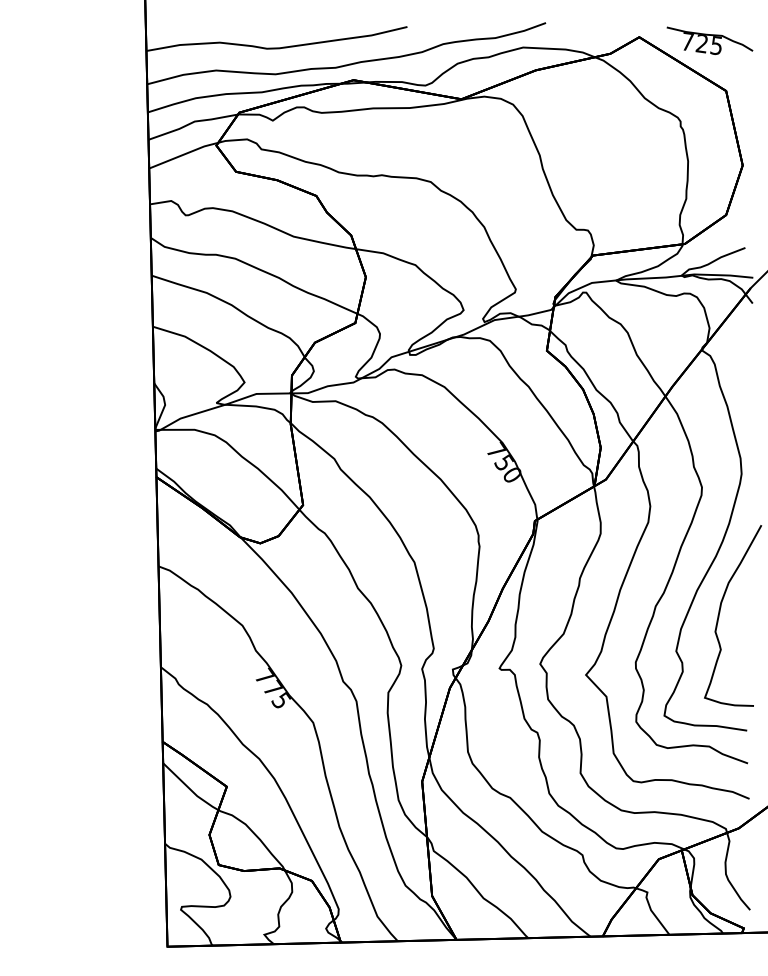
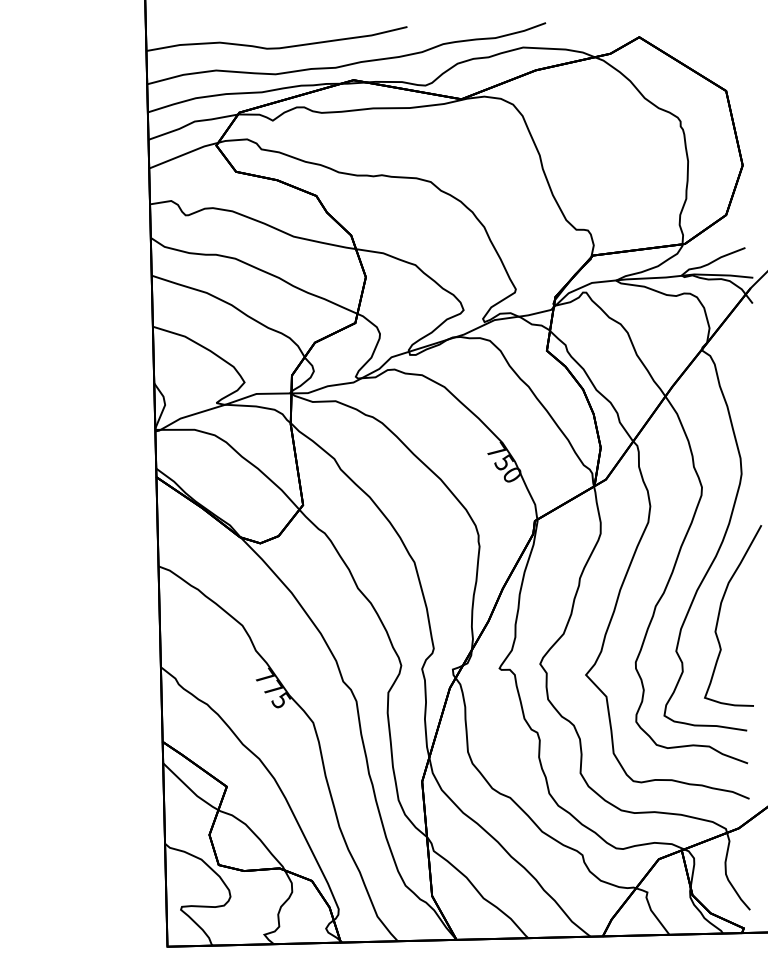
part: present -> none (709, 40)
